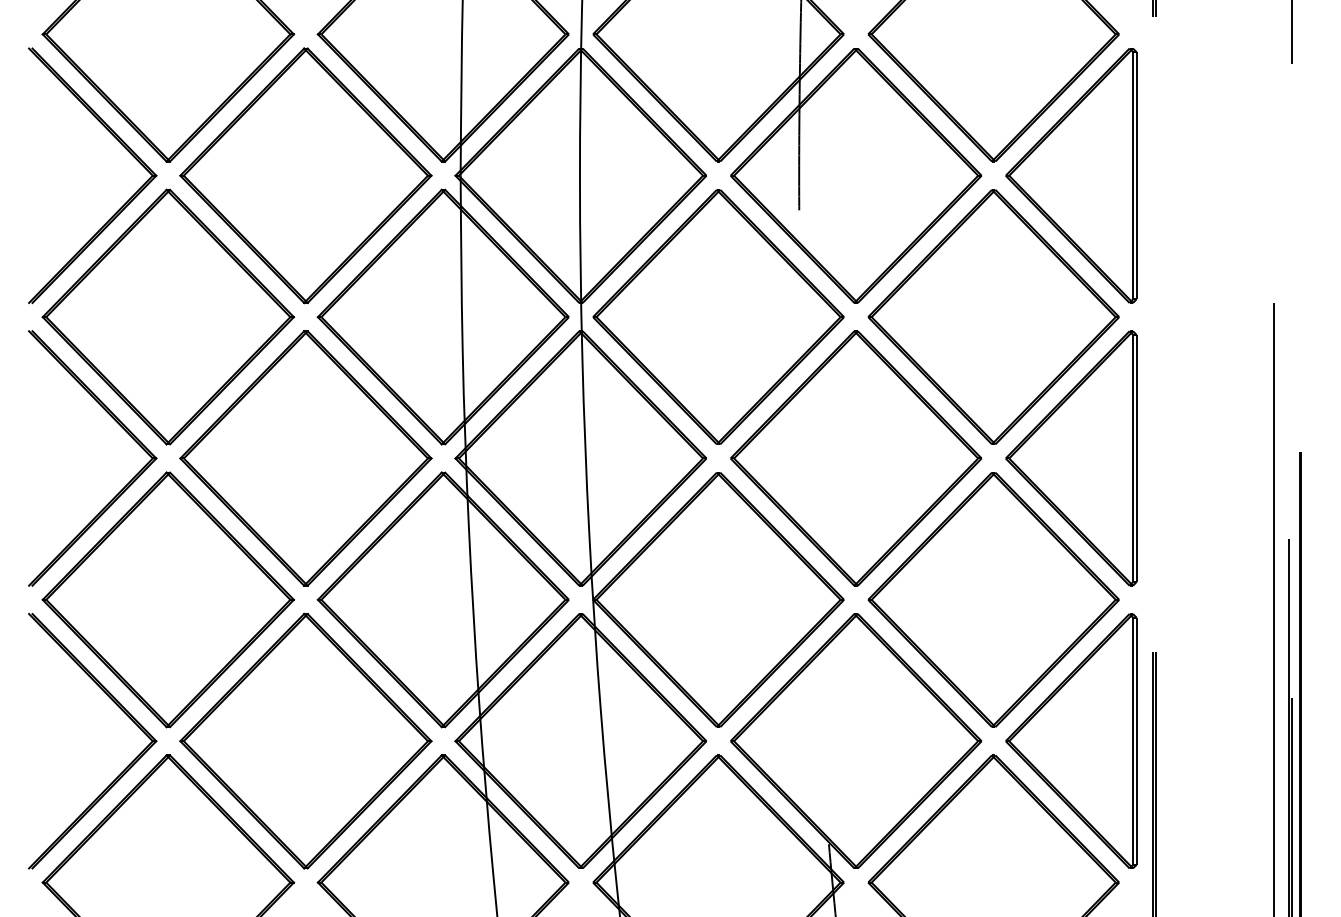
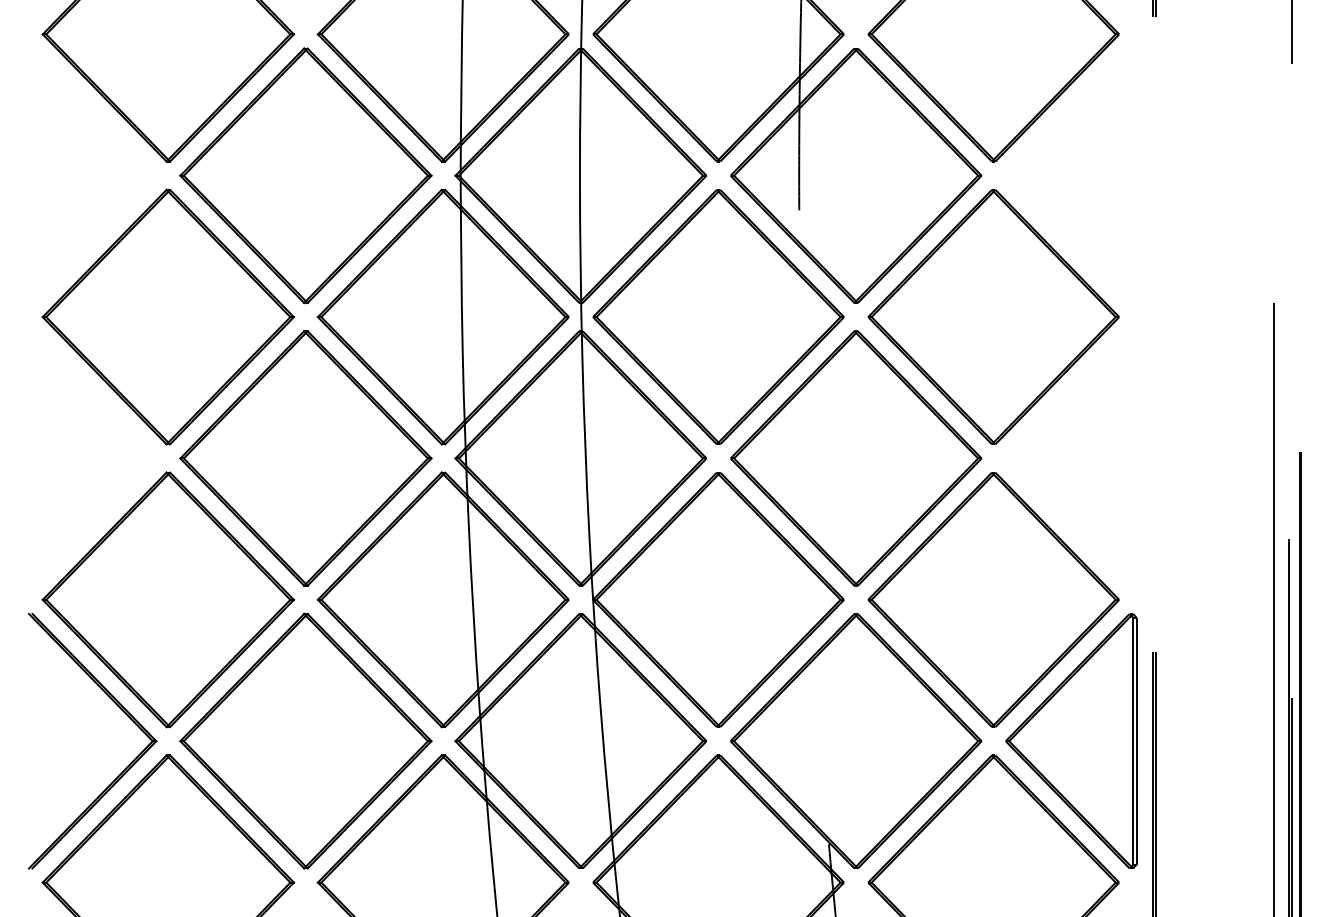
part: present -> none (125, 149)
part: present -> none (1071, 175)
part: present -> none (122, 428)
part: present -> none (1071, 458)
